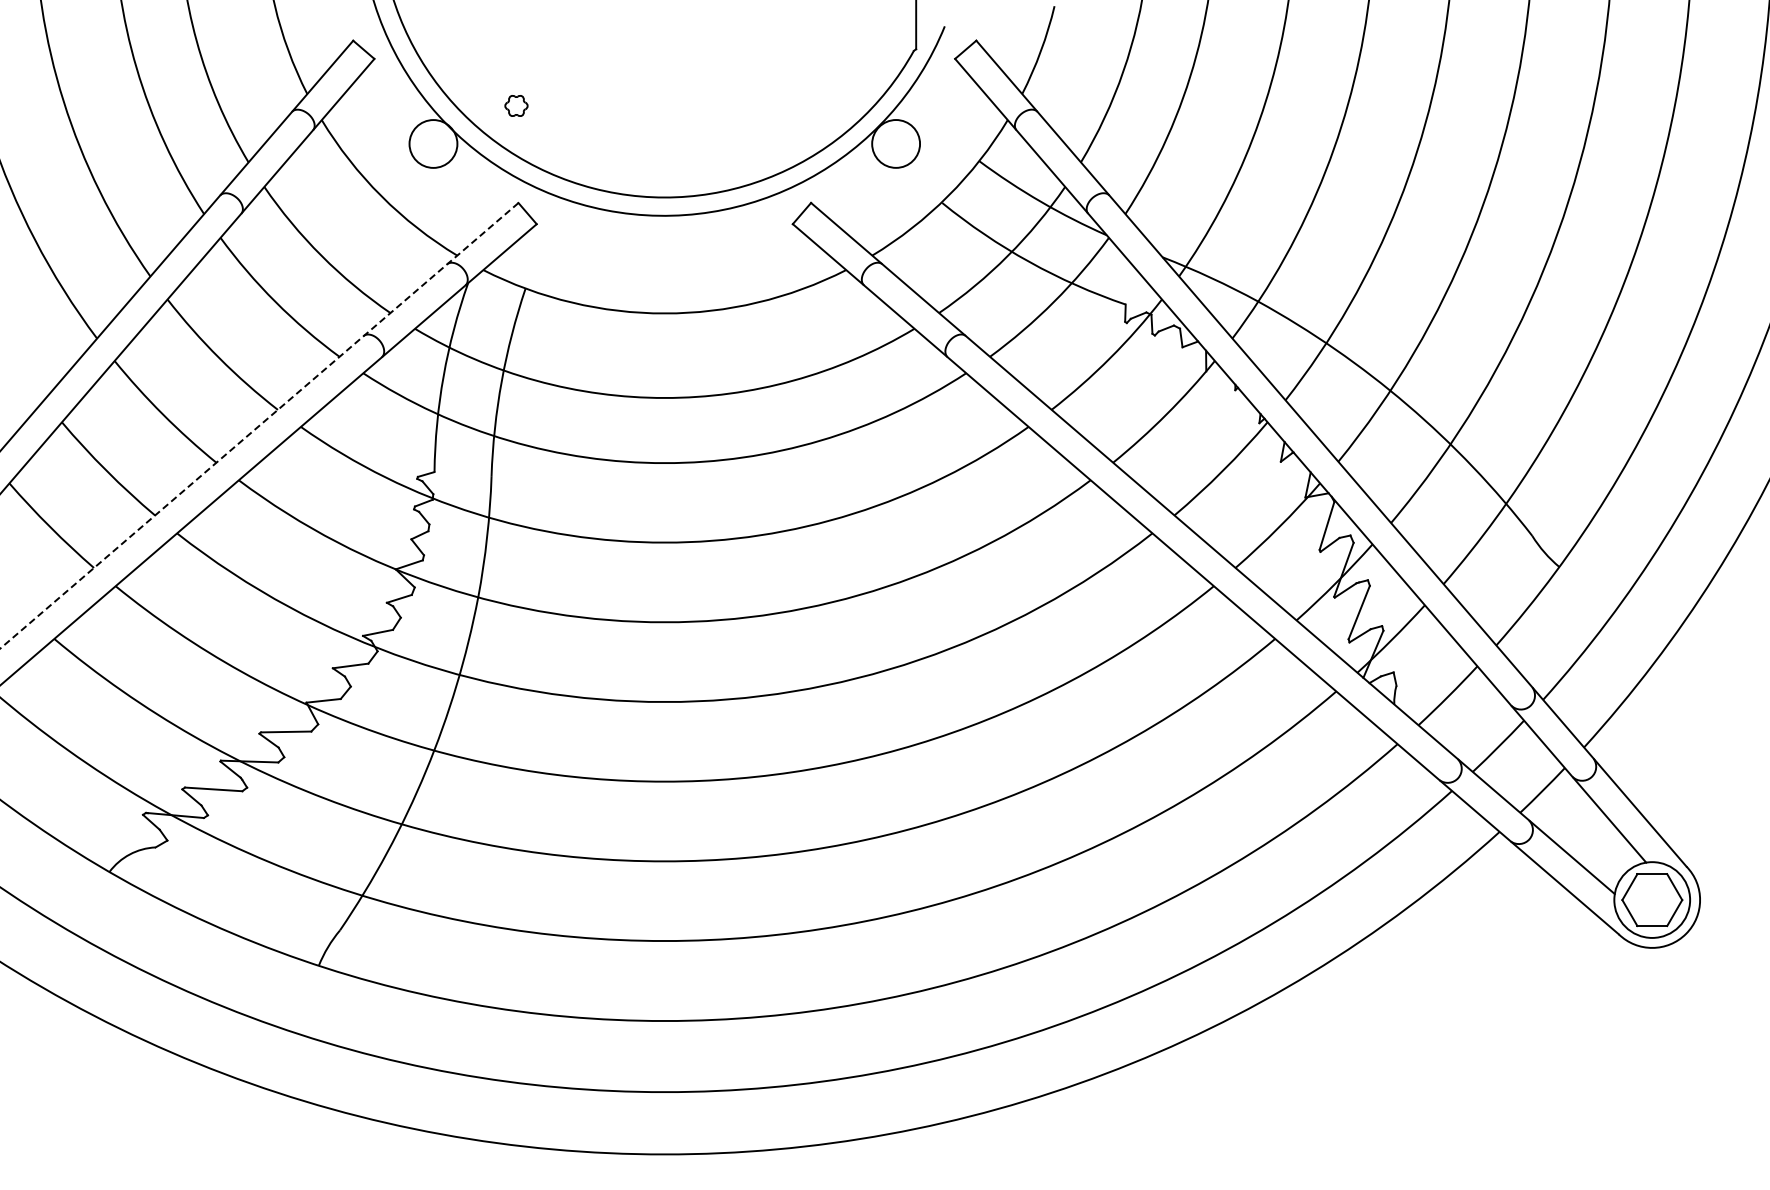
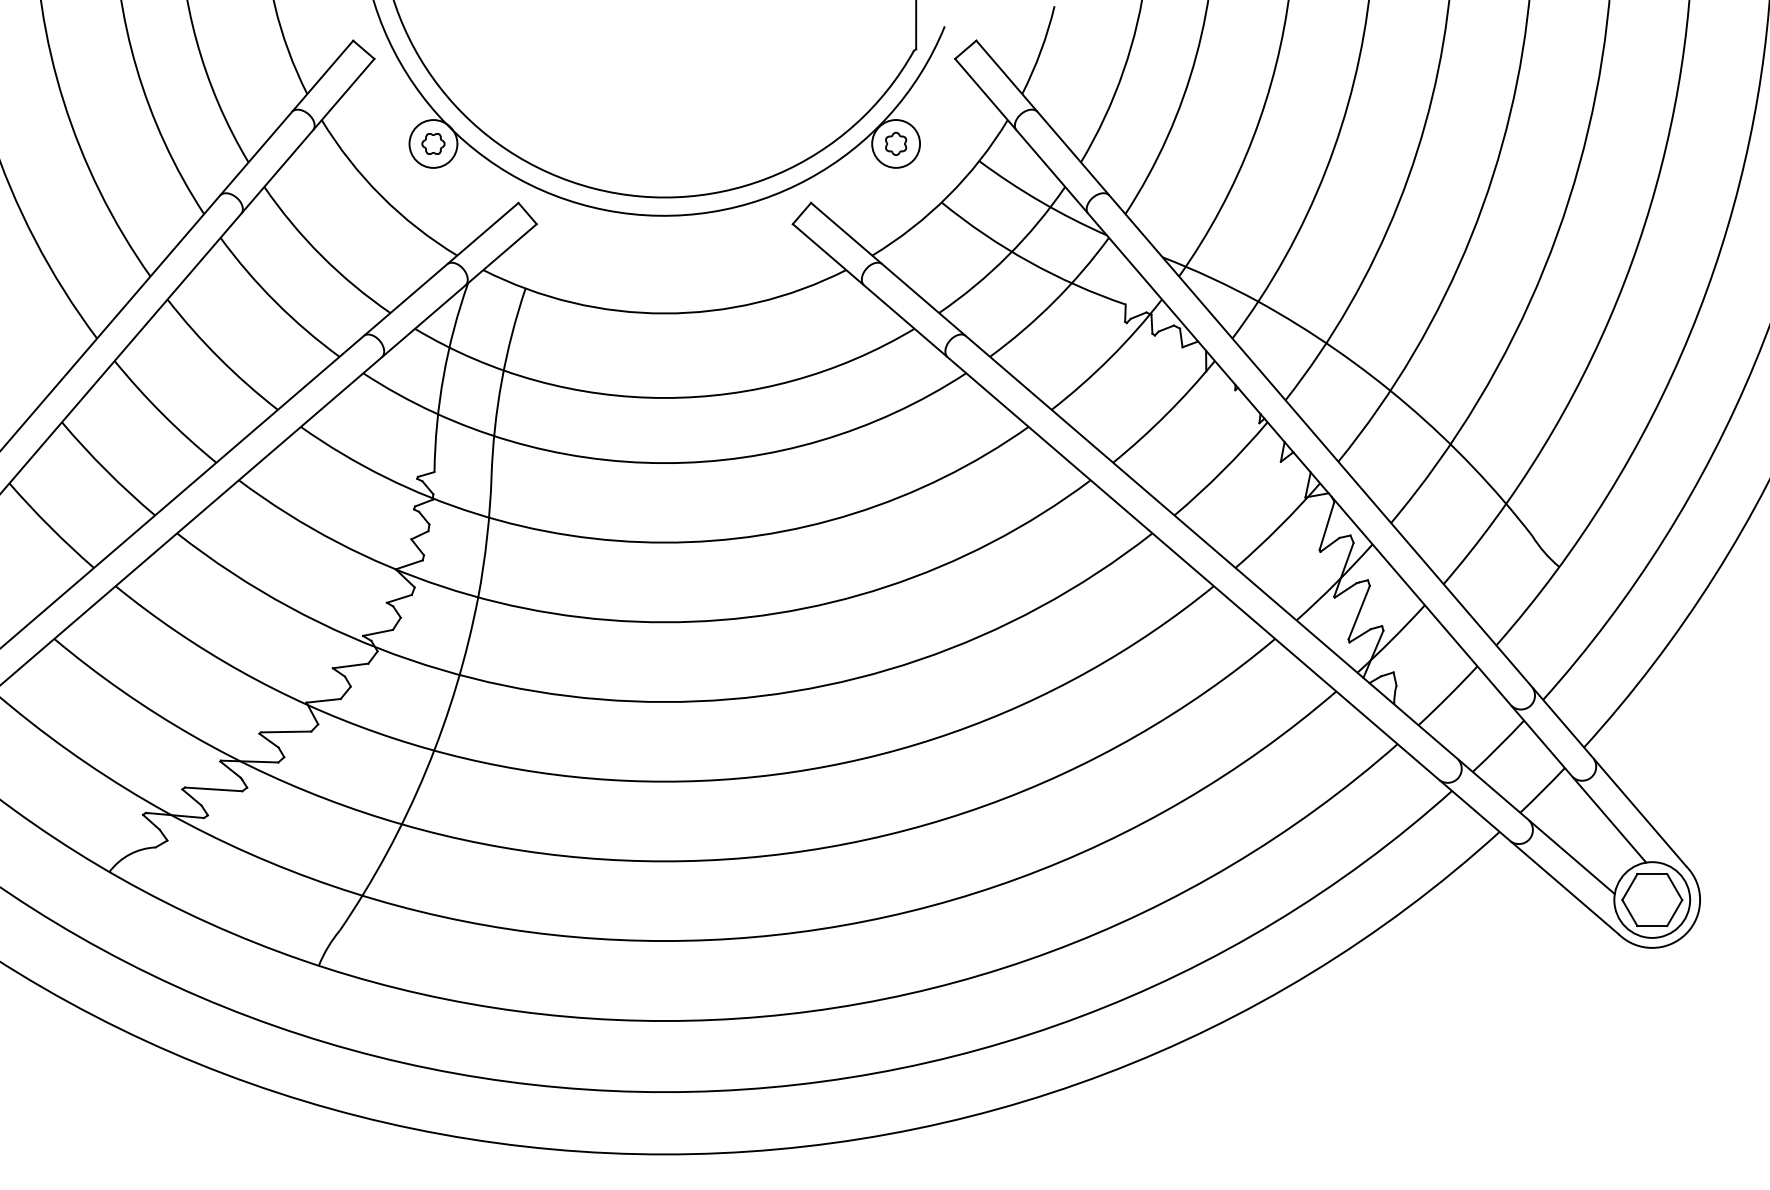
part position: (516, 105) -> (433, 143) (433, 143)
part: none -> present (896, 143)
line: dashed -> solid (259, 425)
